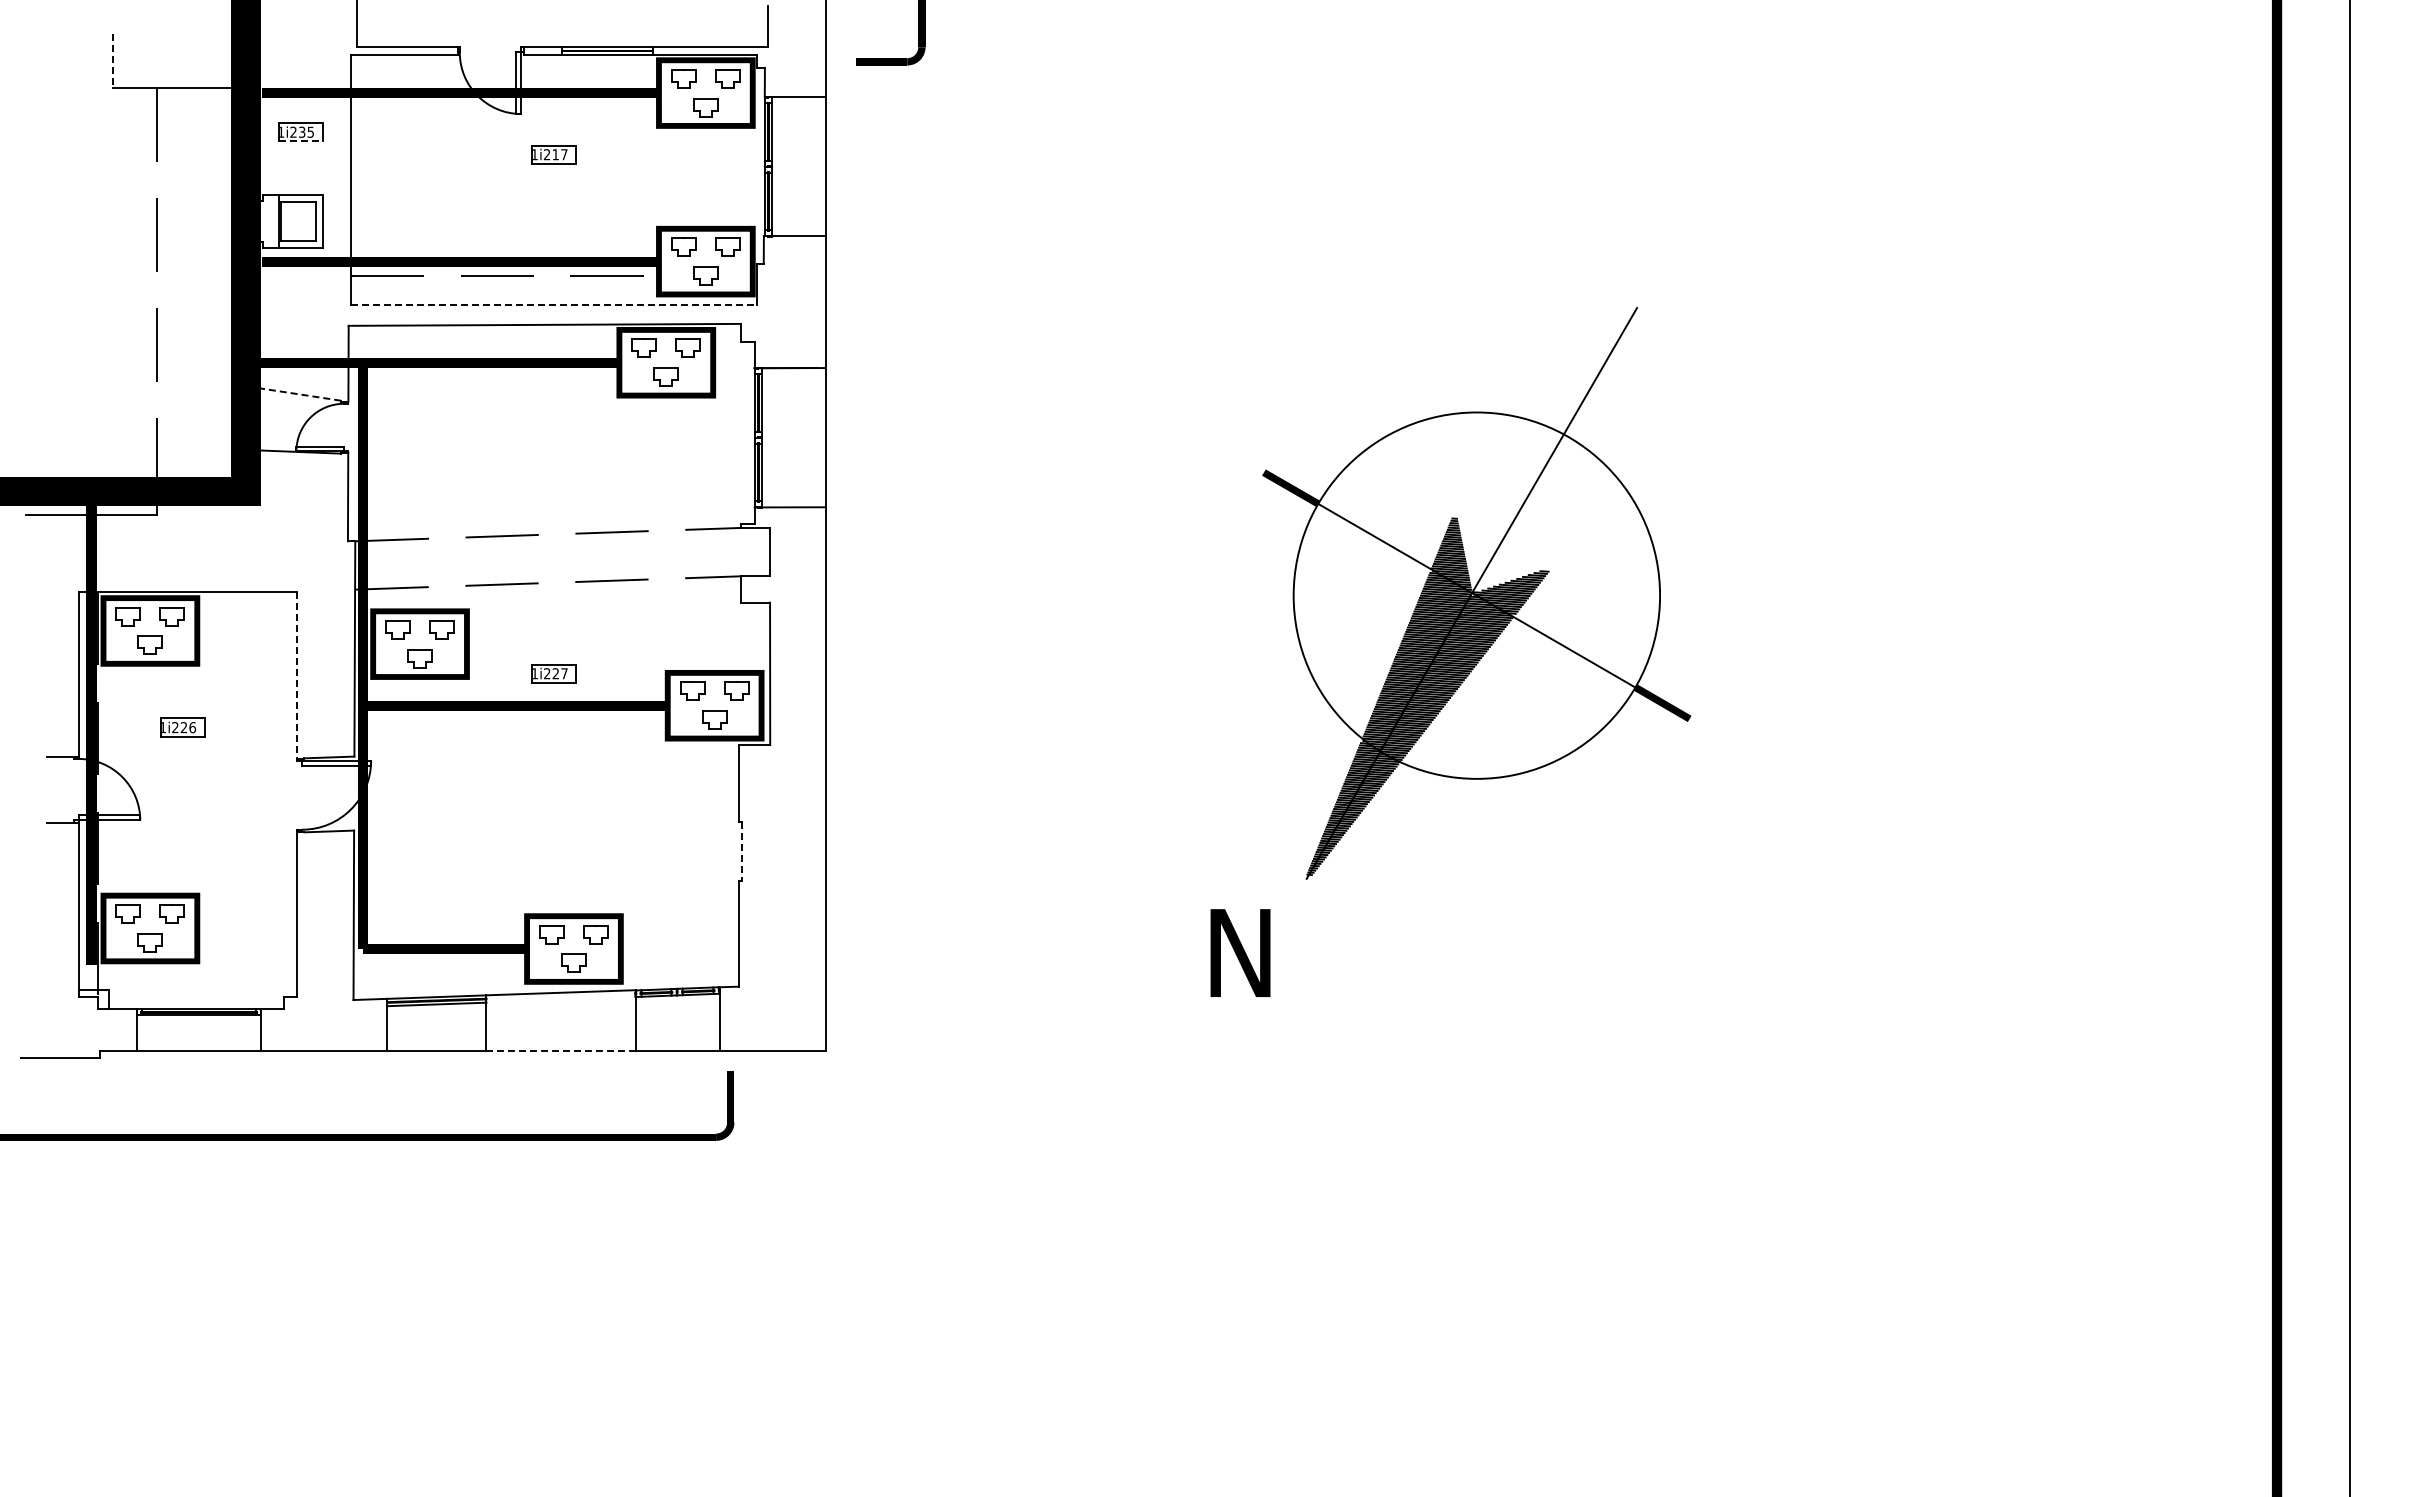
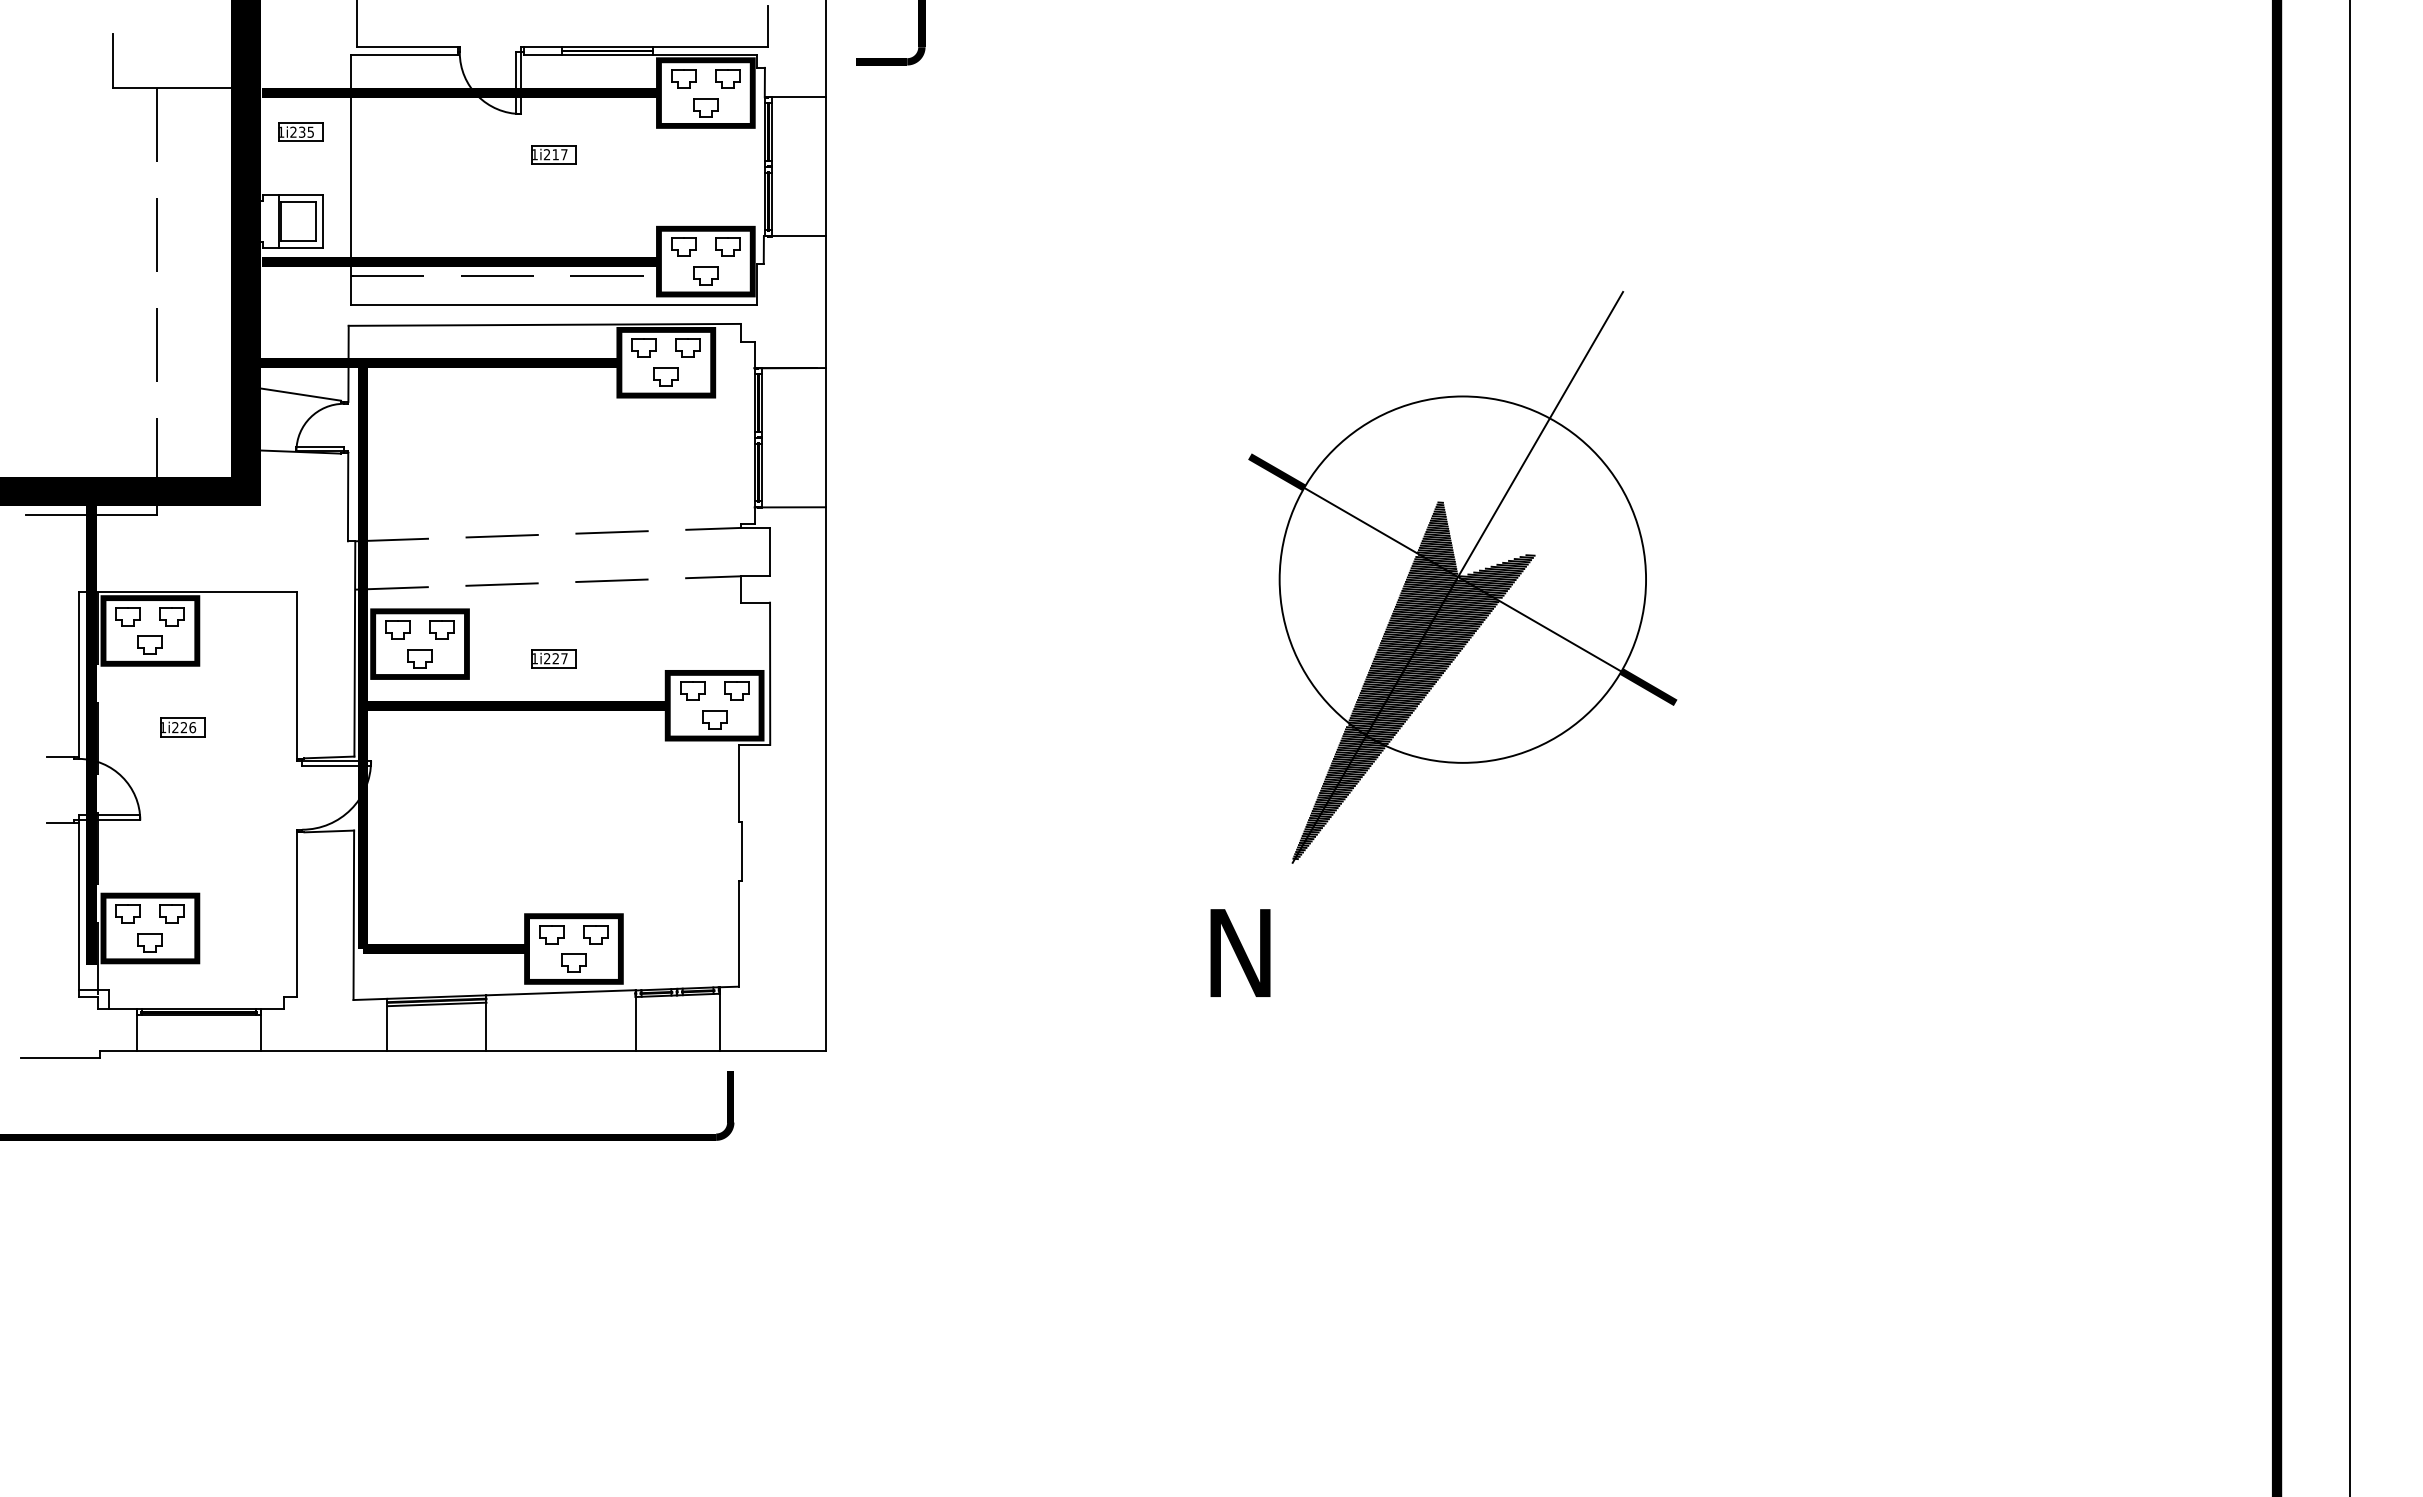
line: dashed -> solid (113, 61)
line: dashed -> solid (300, 141)
line: dashed -> solid (553, 304)
line: dashed -> solid (299, 394)
part position: (1476, 593) -> (1462, 577) (1462, 577)
part position: (553, 673) -> (553, 658) (553, 658)
line: dashed -> solid (297, 675)
line: dashed -> solid (742, 851)
line: dashed -> solid (560, 1050)
